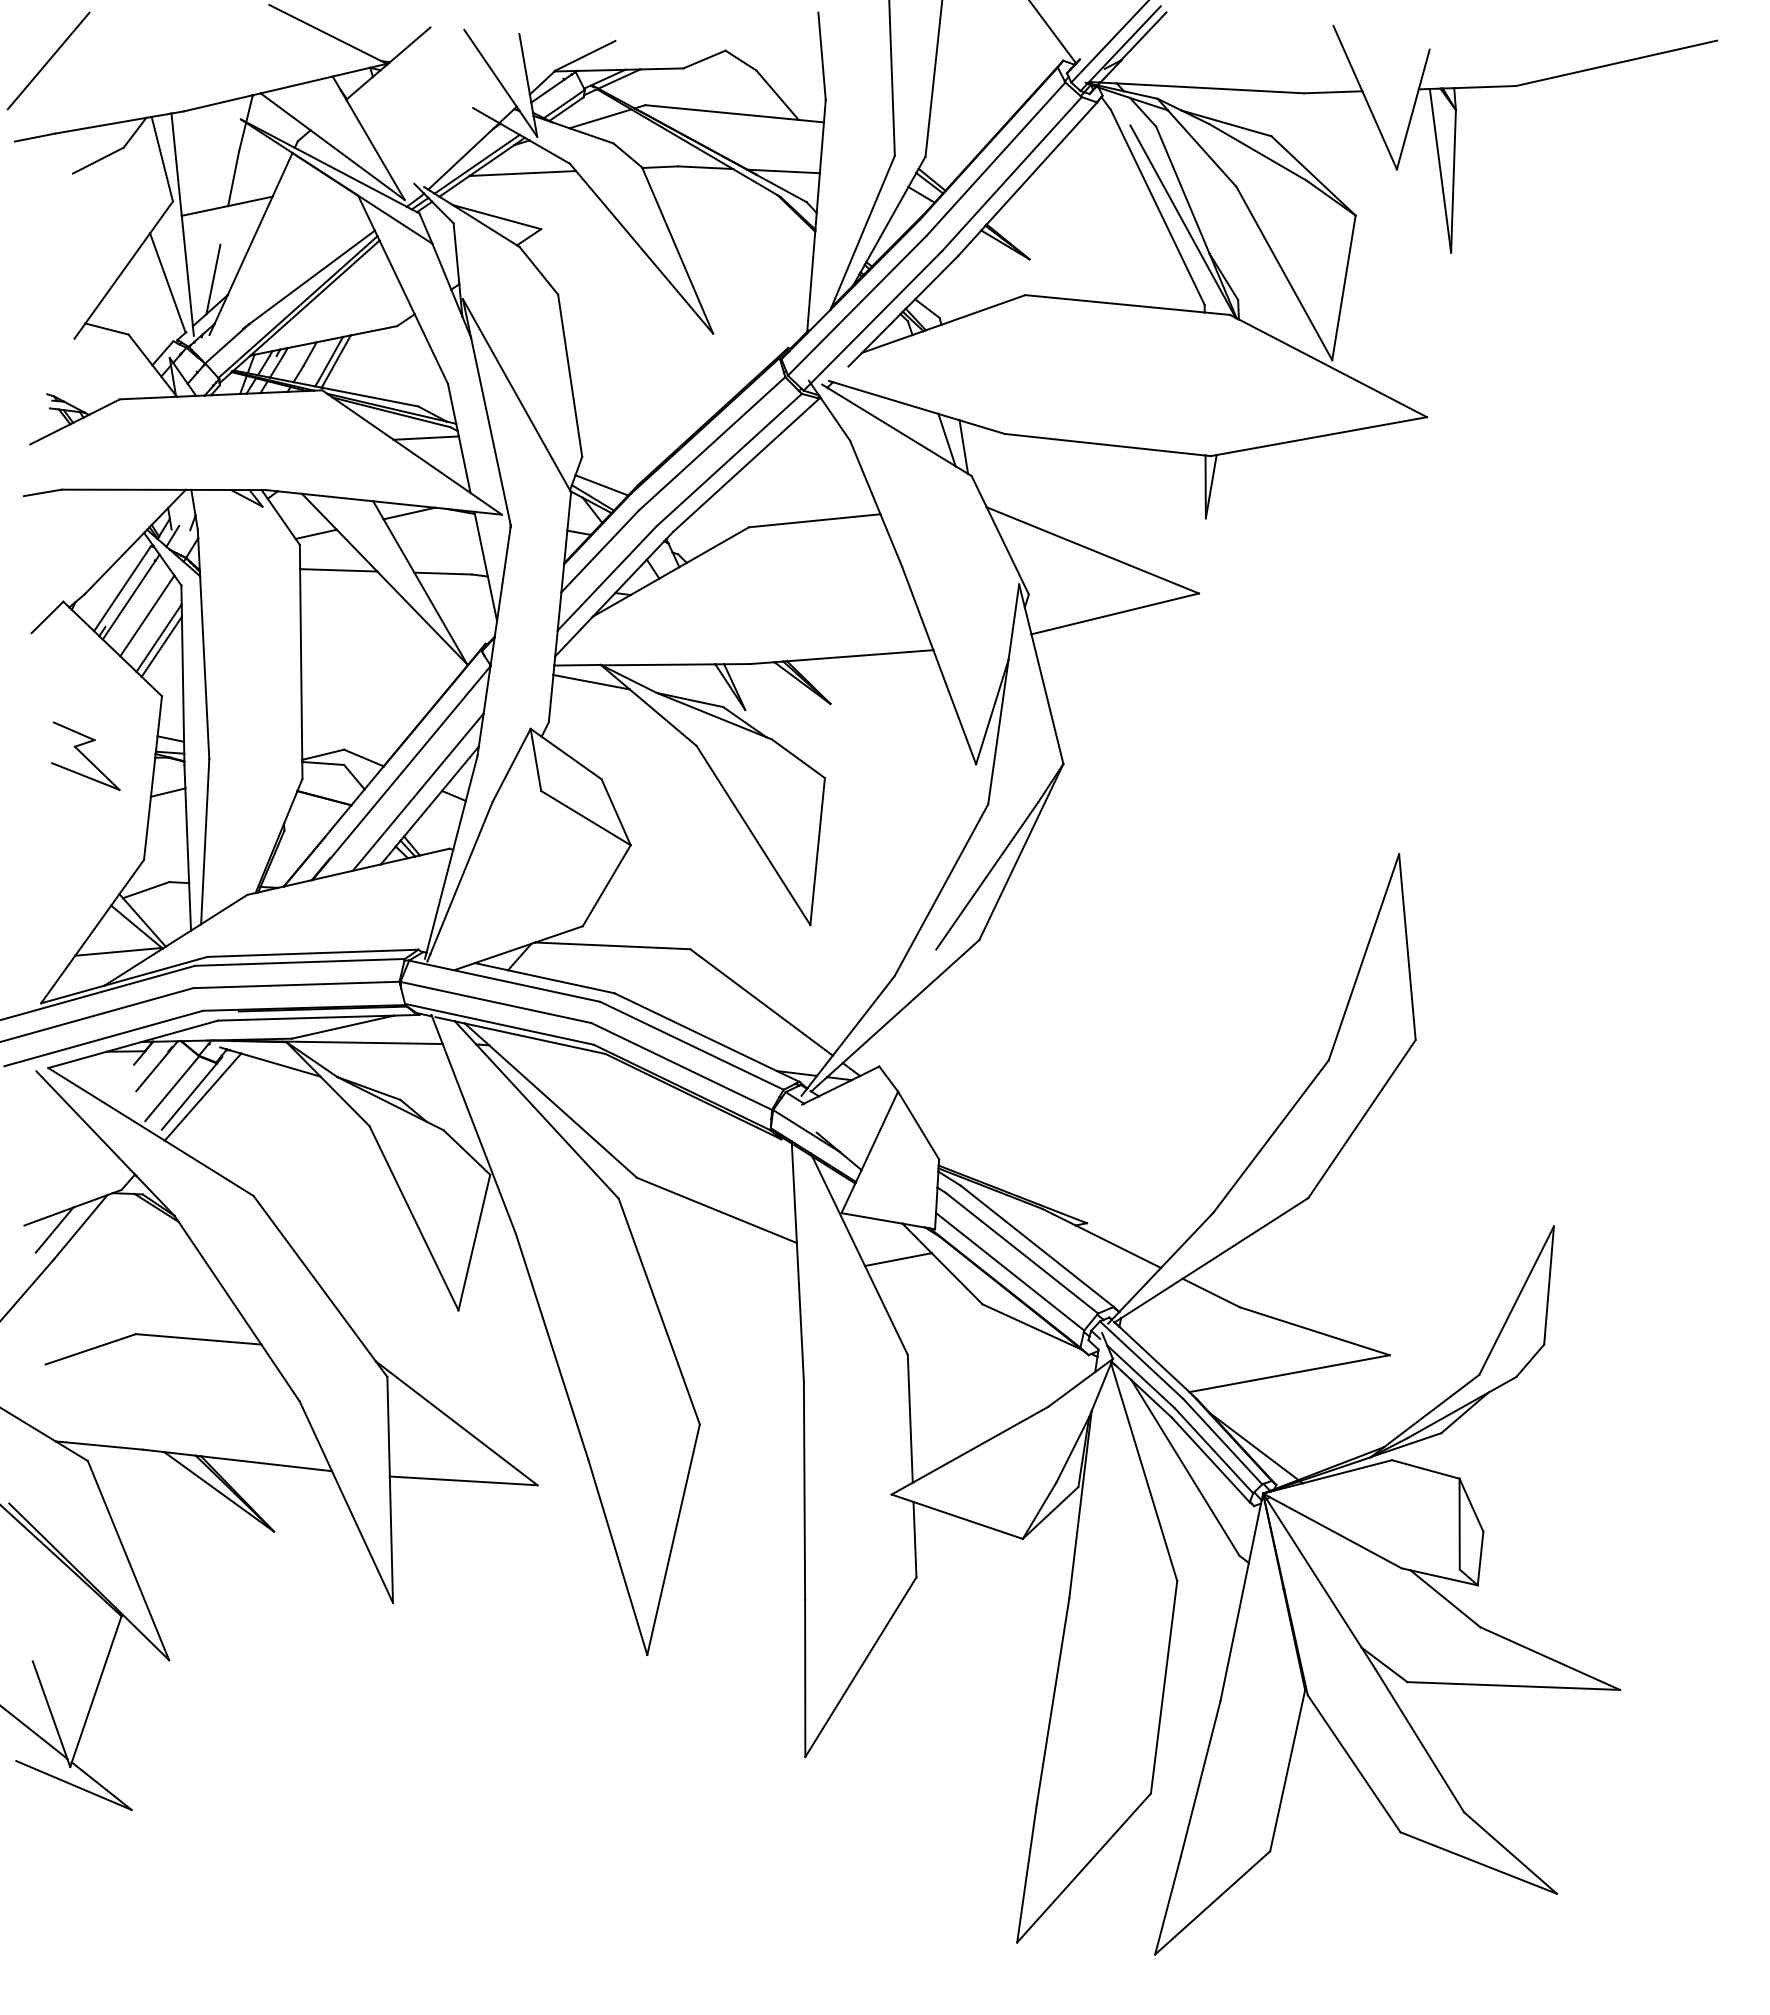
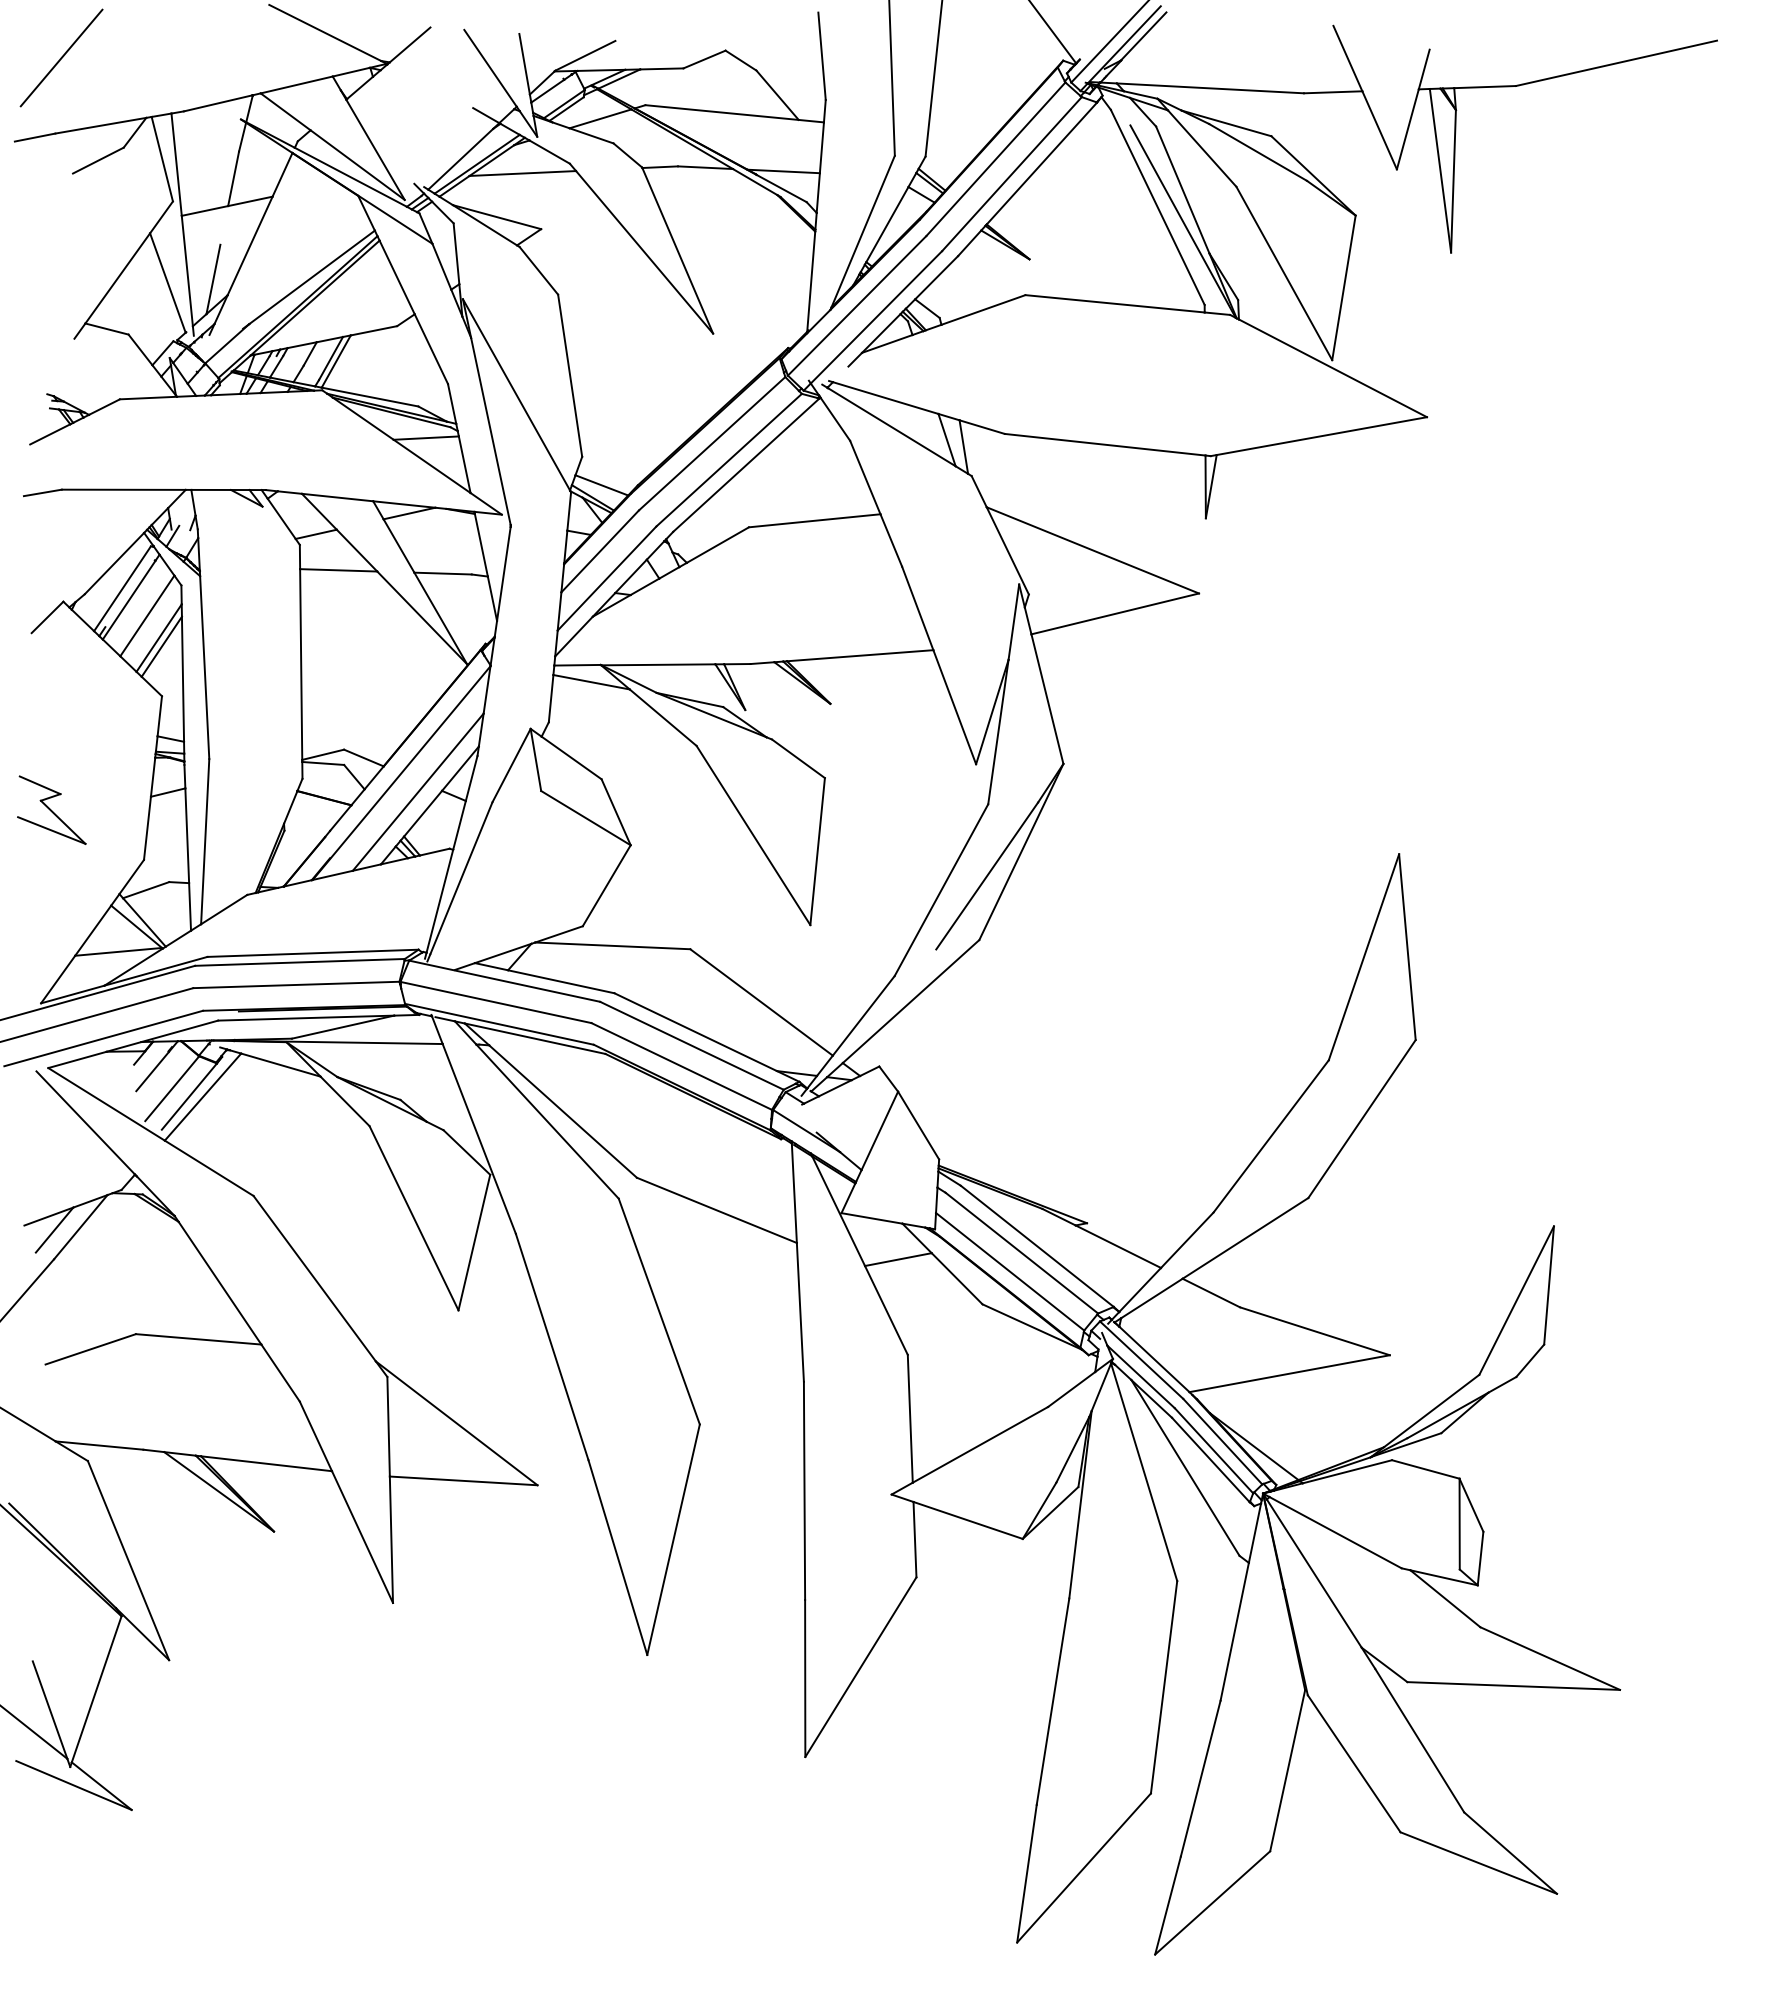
line position: (48, 60) -> (61, 57) (61, 57)
part position: (85, 755) -> (51, 809) (51, 809)
